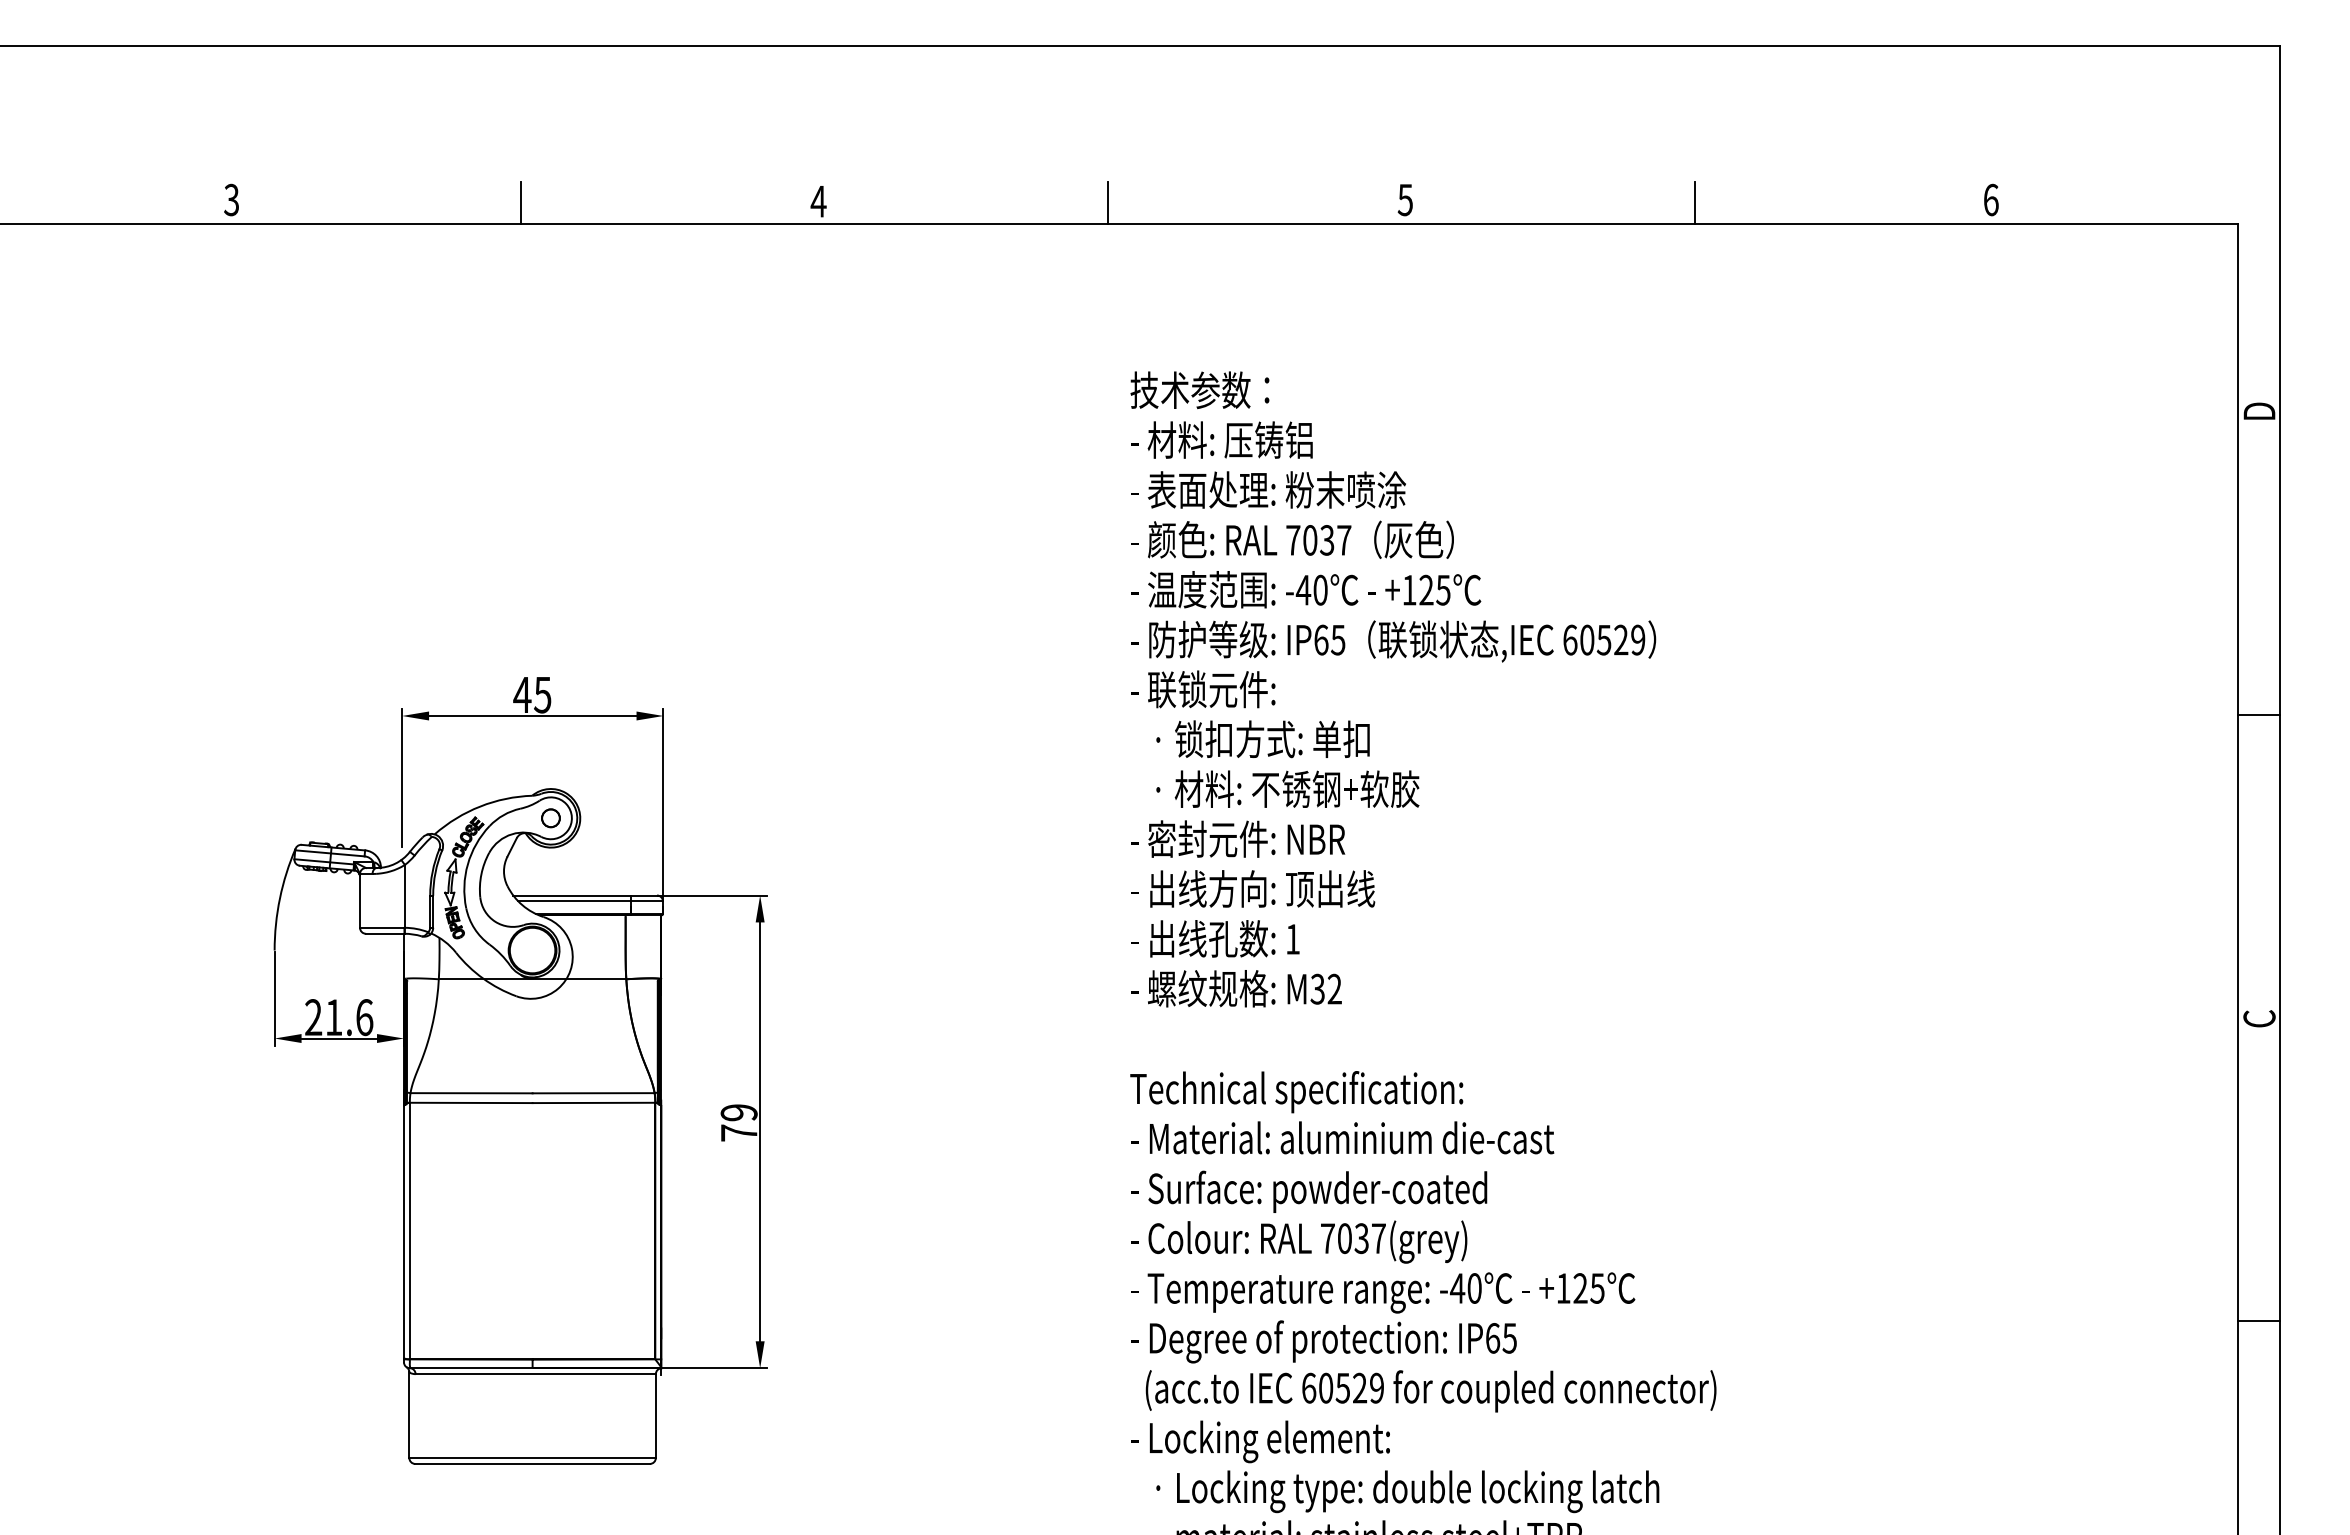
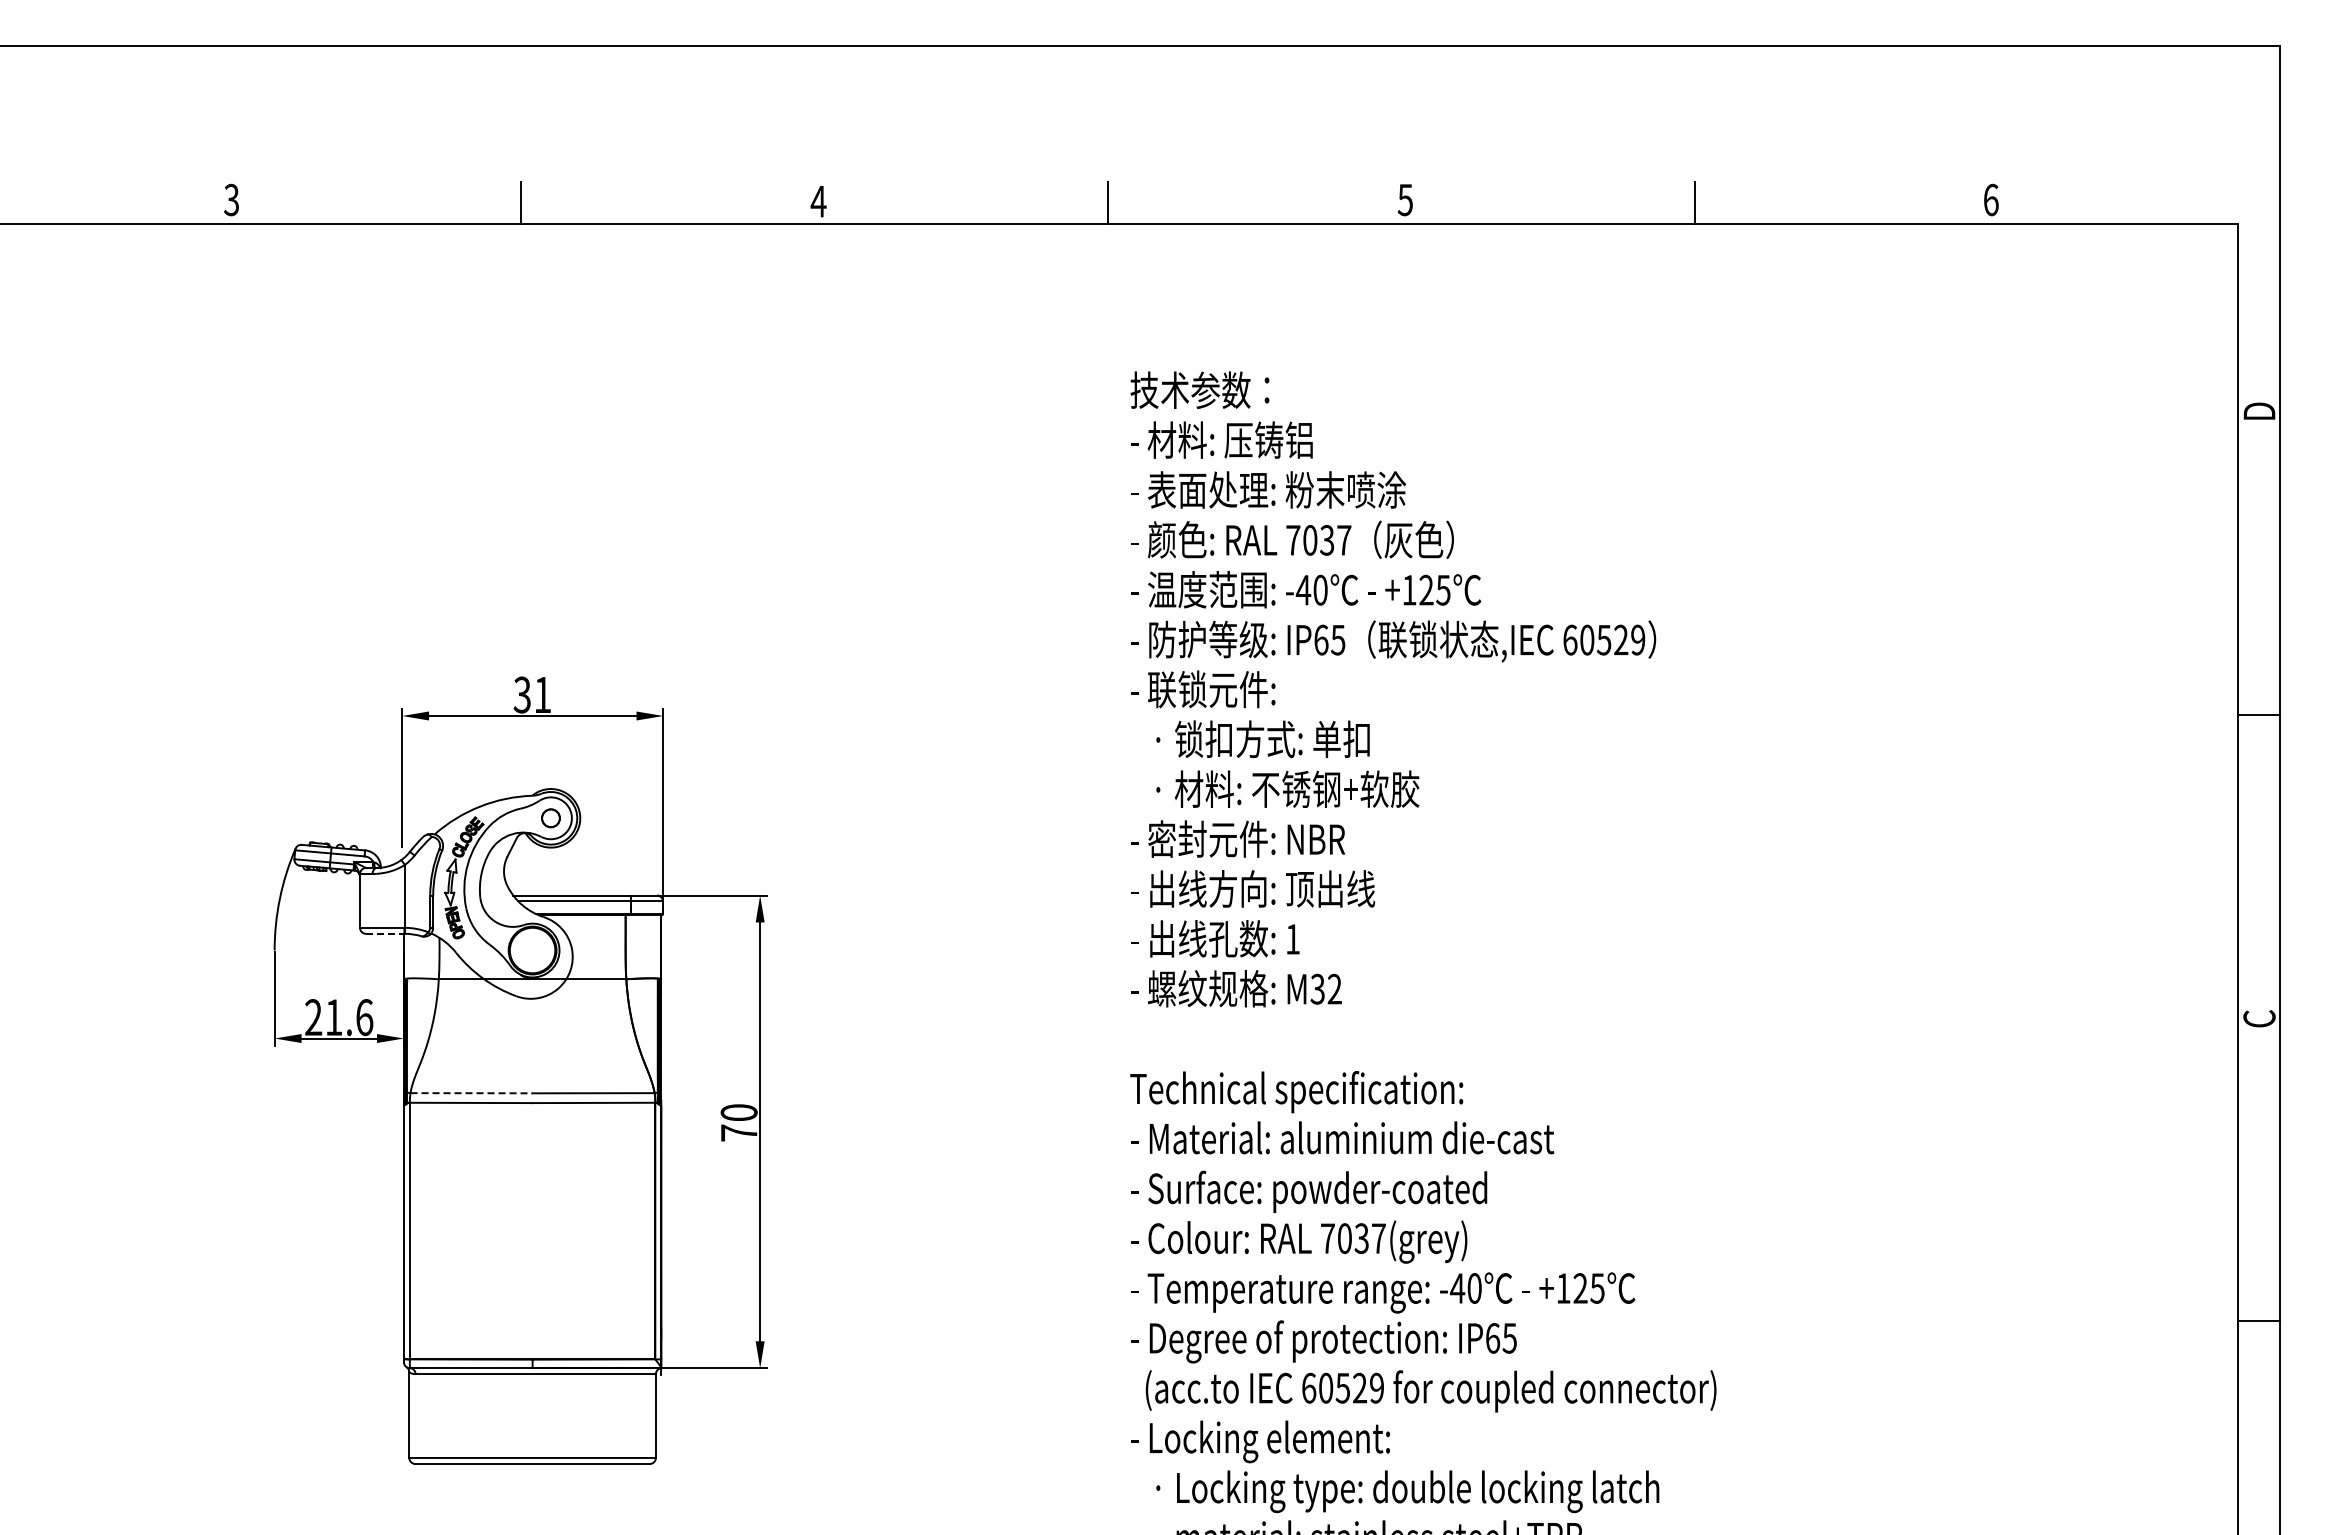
text: 45 -> 31 (532, 694)
line: solid -> dashed (385, 933)
line: solid -> dashed (472, 1093)
text: 79 -> 70 (738, 1112)
